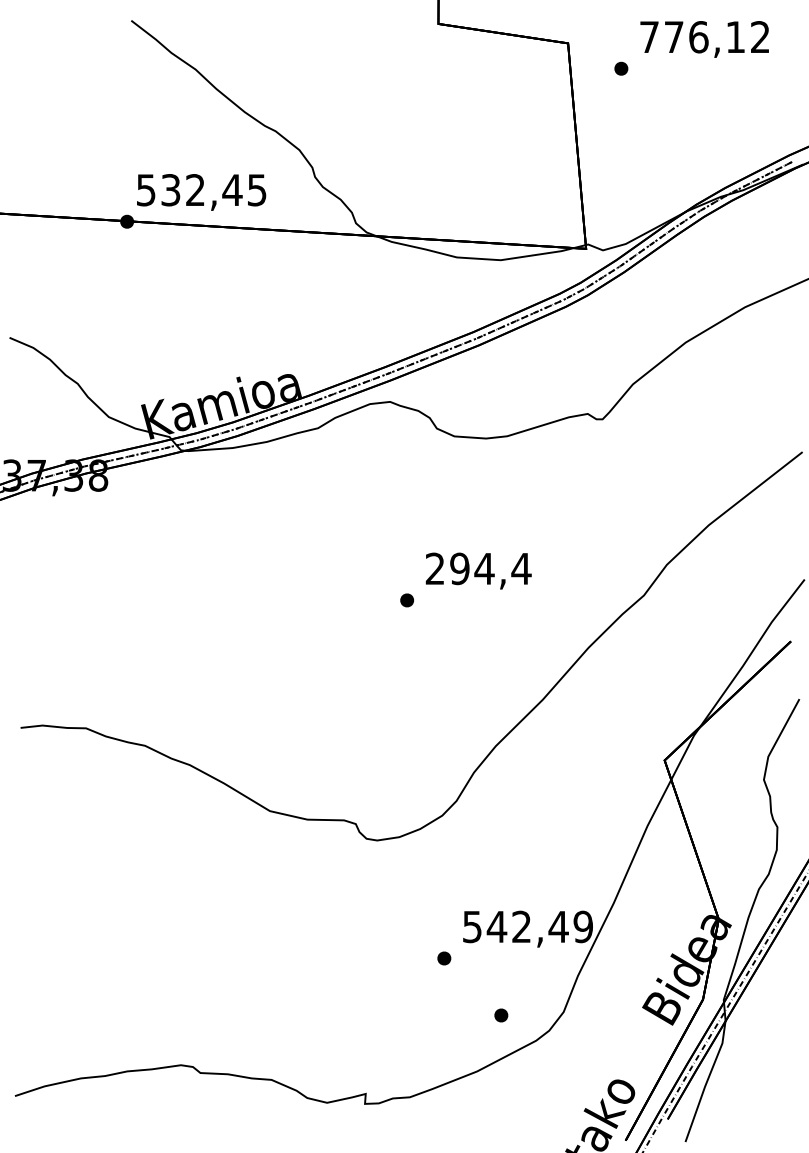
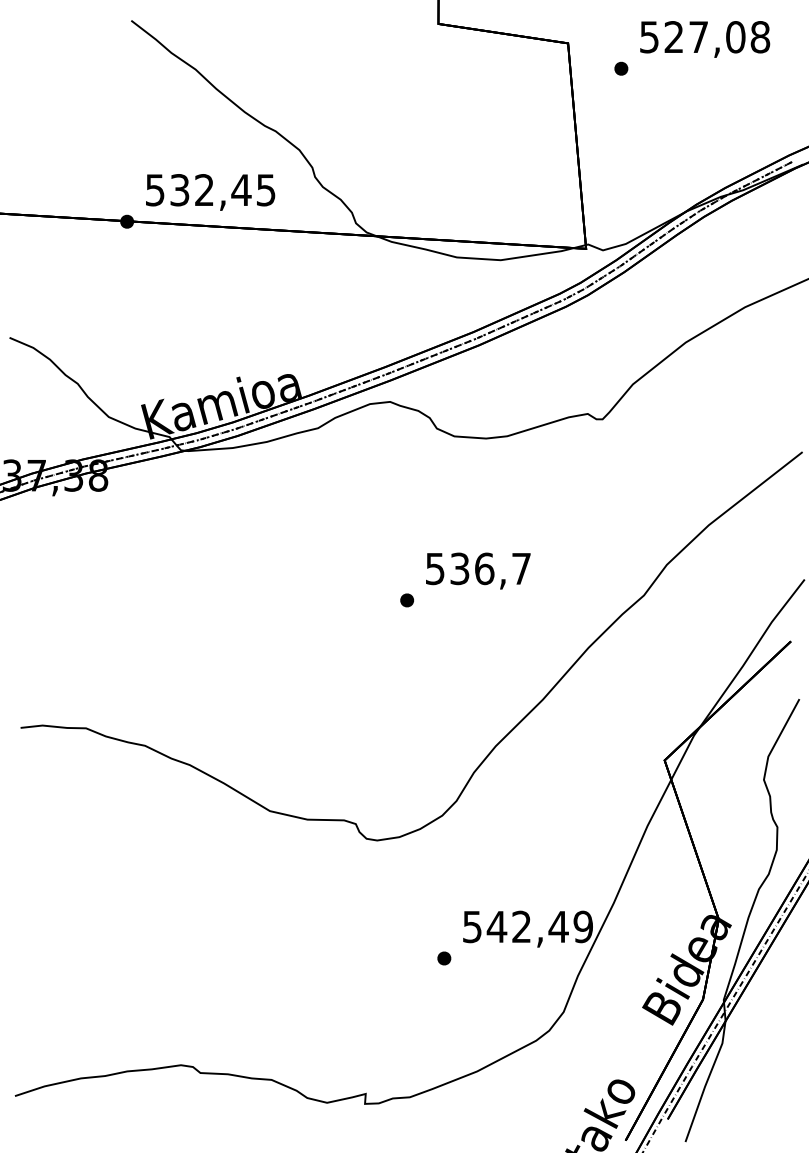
text: 776,12 -> 527,08 (705, 37)
text position: (201, 192) -> (210, 192) (210, 192)
text: 294,4 -> 536,7 (478, 568)
part: present -> none (501, 1015)
